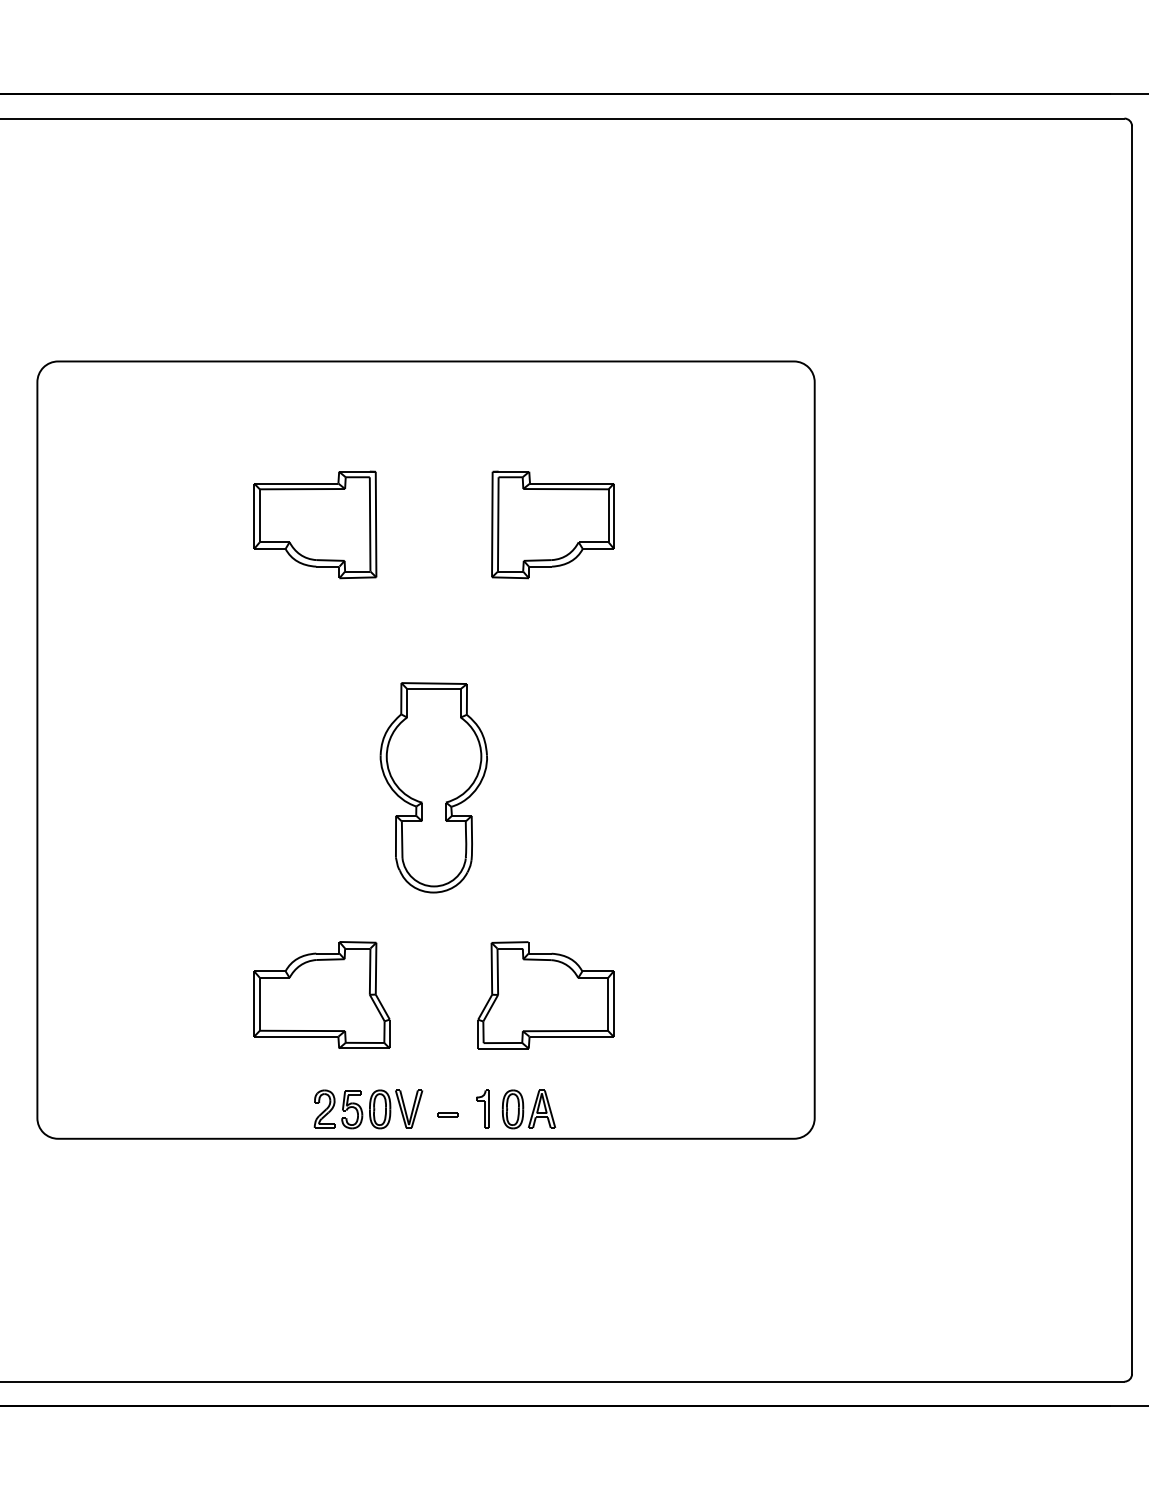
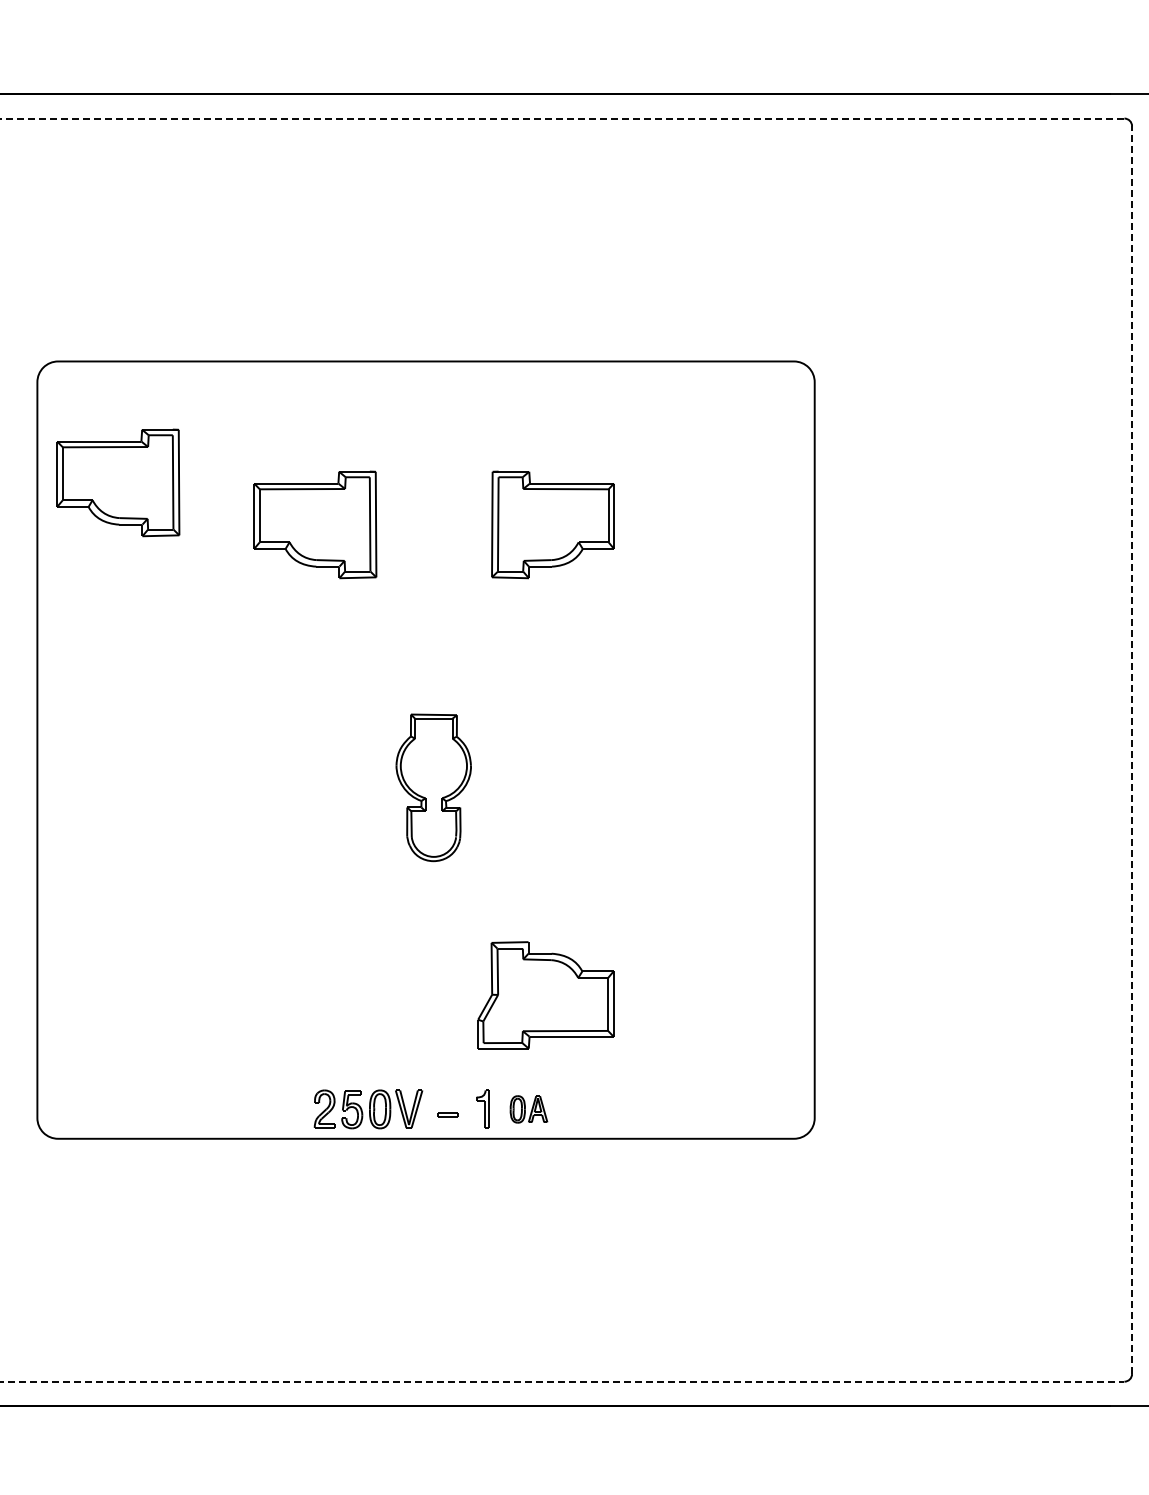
line: solid -> dashed (562, 118)
part: none -> present (118, 482)
line: solid -> dashed (1132, 750)
part size: 109x212 px -> 77x150 px (433, 787)
part: present -> none (321, 994)
part size: 56x41 px -> 40x29 px (528, 1109)
line: solid -> dashed (562, 1381)
